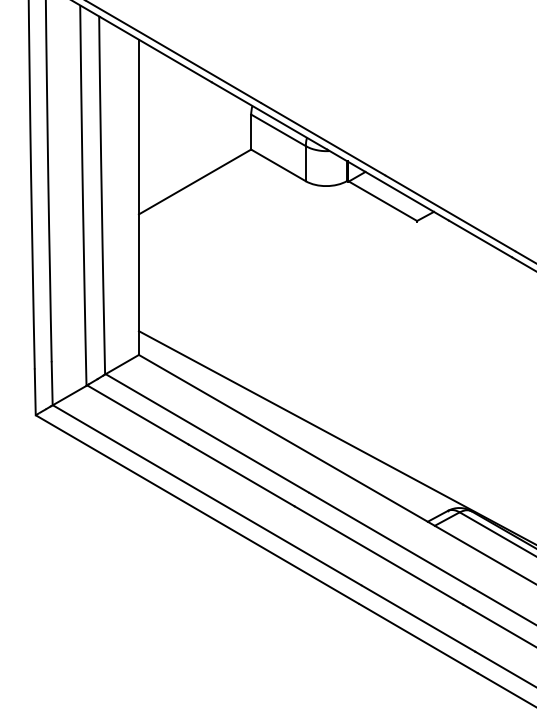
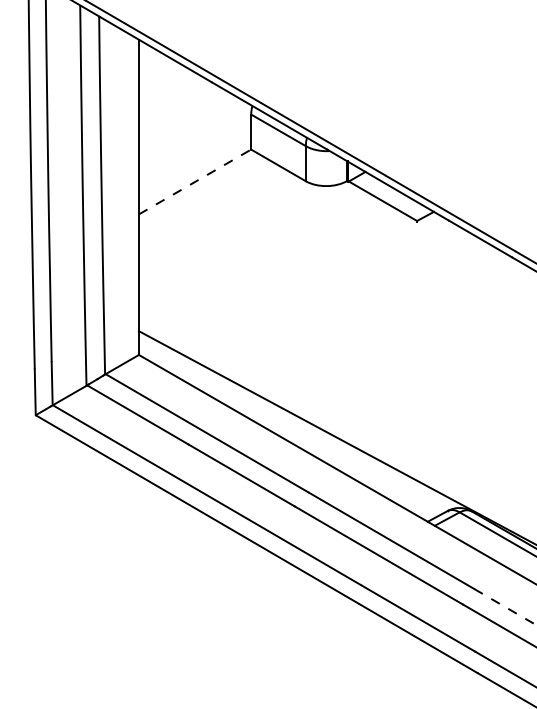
line: solid -> dashed (195, 182)
line: solid -> dashed (505, 606)
